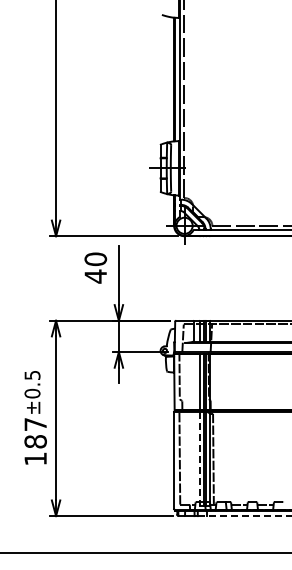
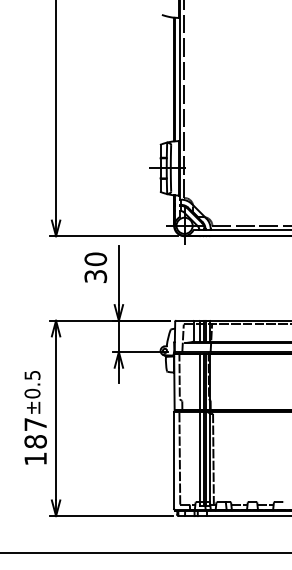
text: 40 -> 30 (95, 276)
line: dashed -> solid (199, 459)
line: dashed -> solid (244, 515)
